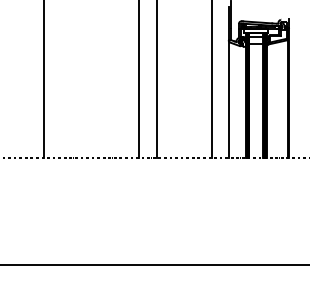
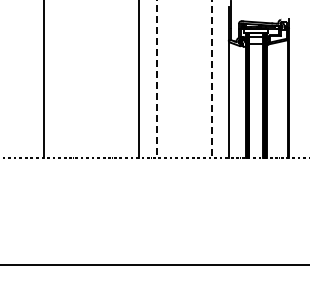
line: solid -> dashed (156, 79)
line: solid -> dashed (212, 79)
